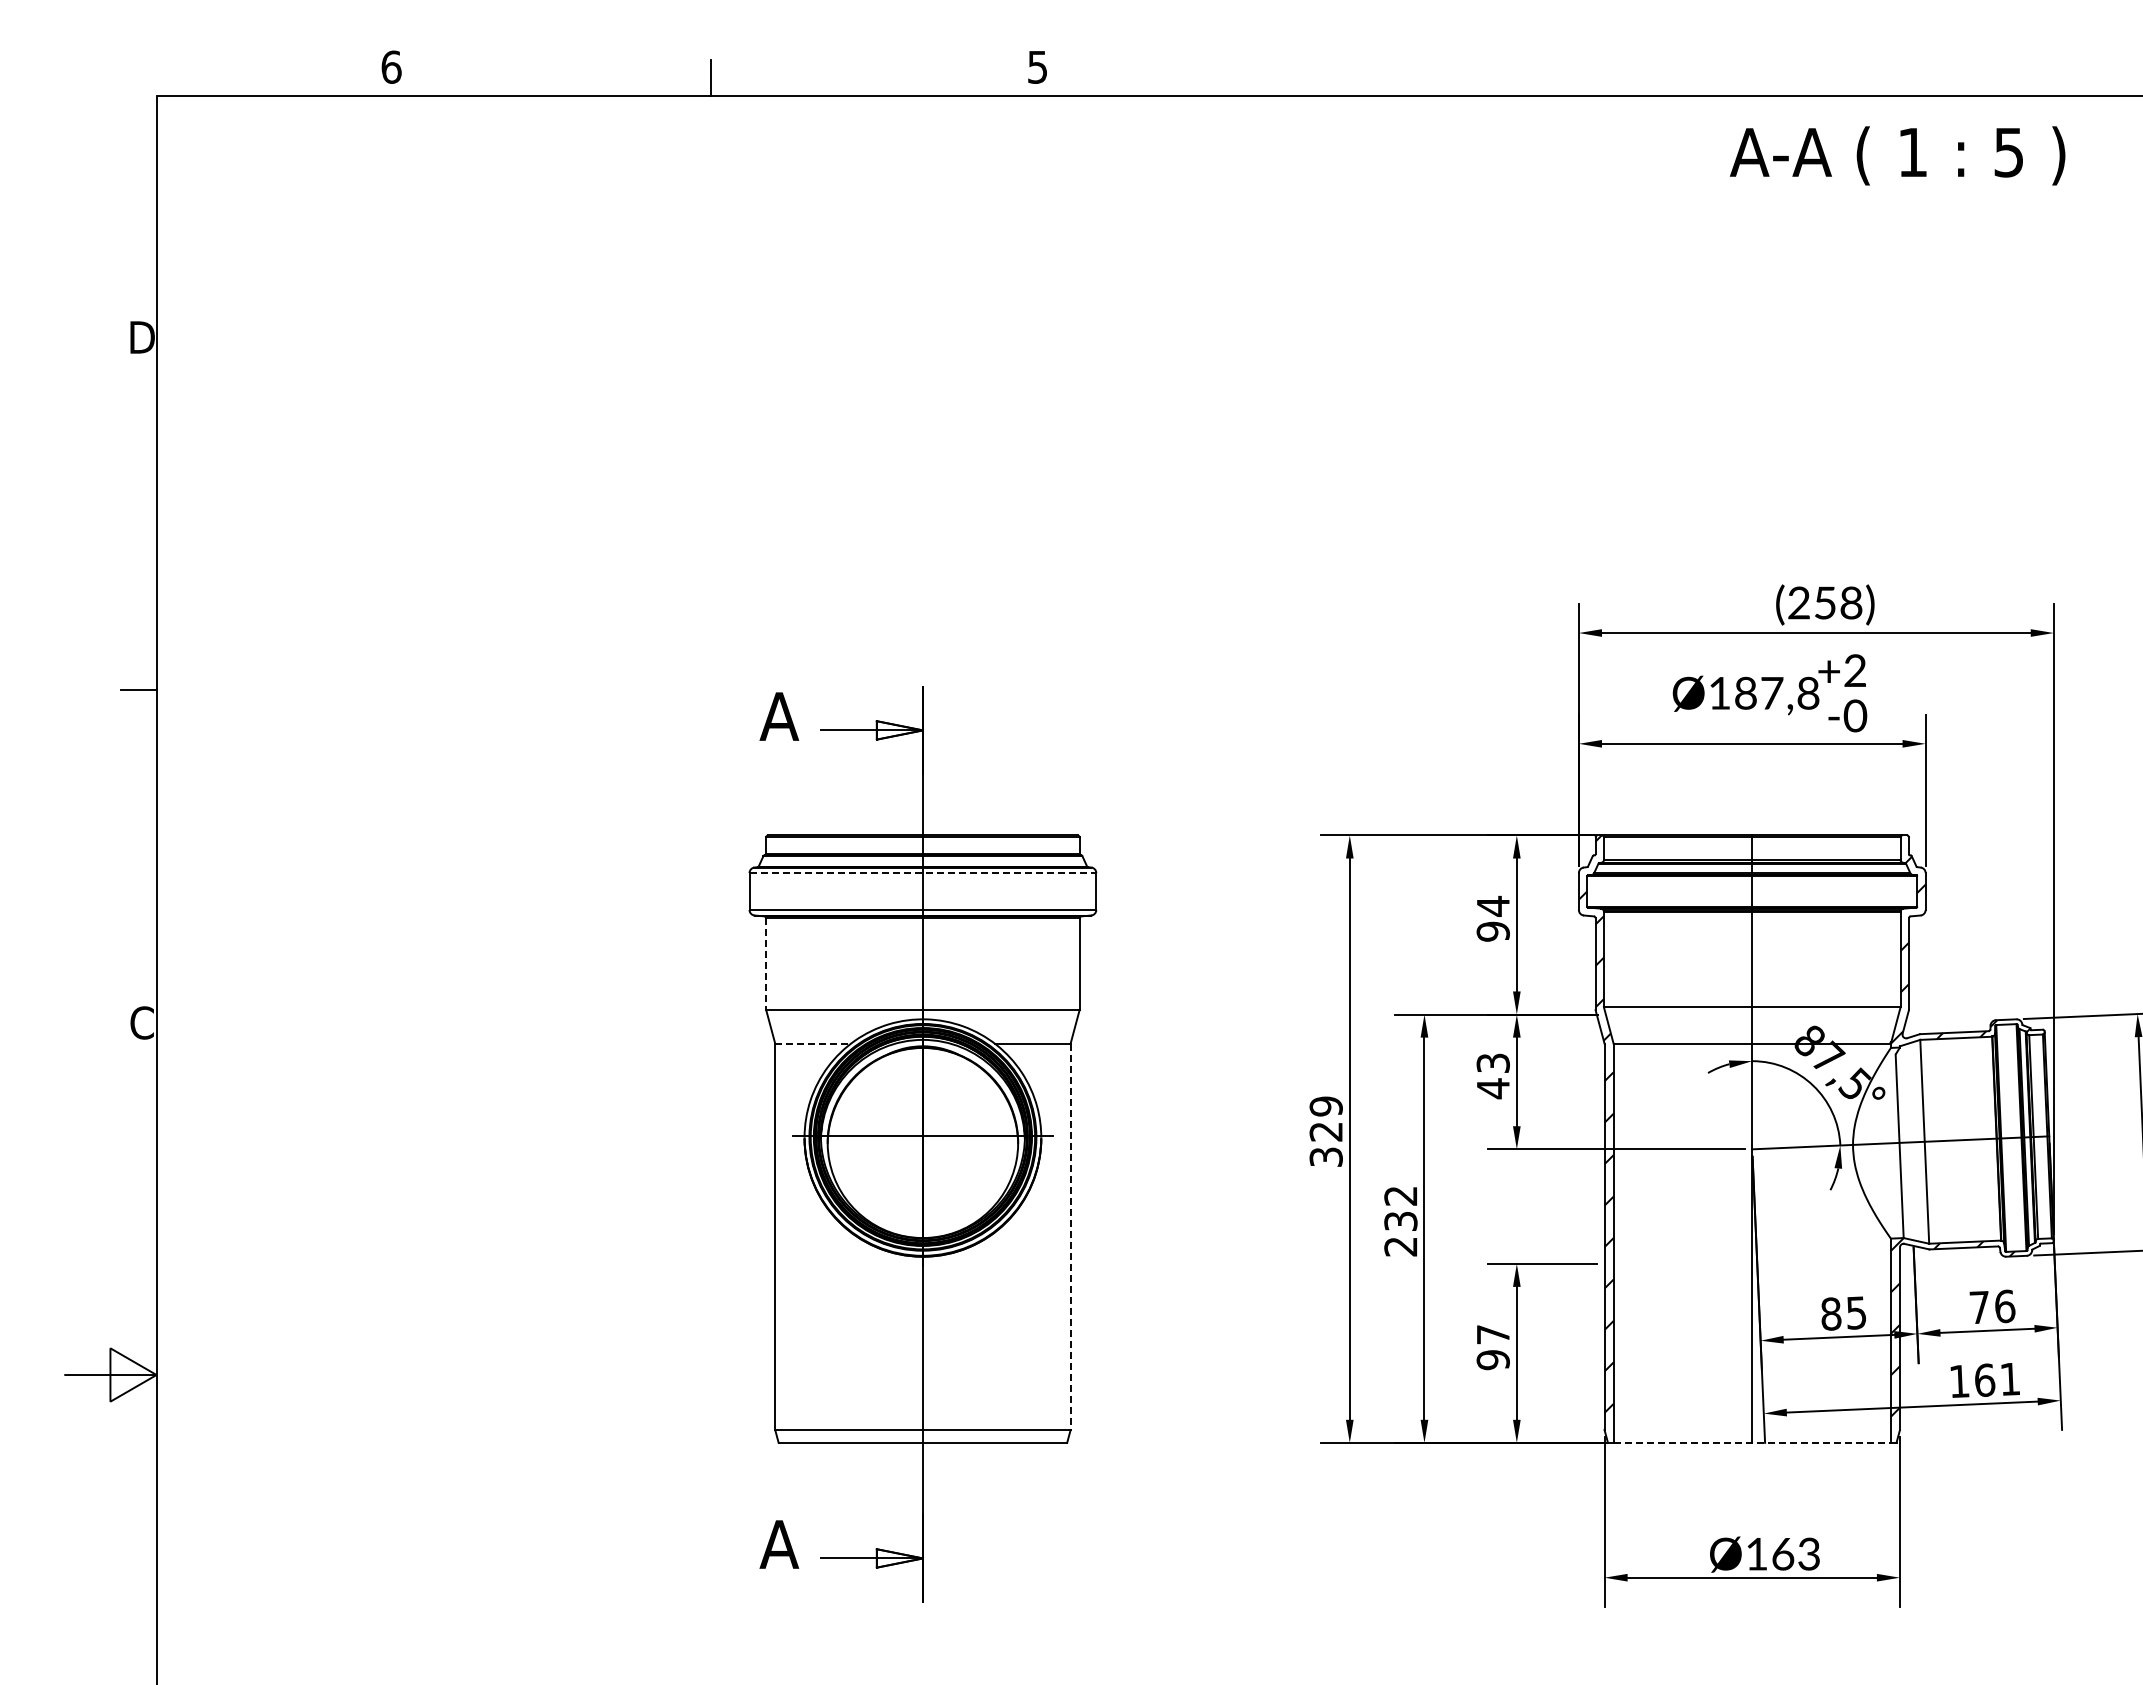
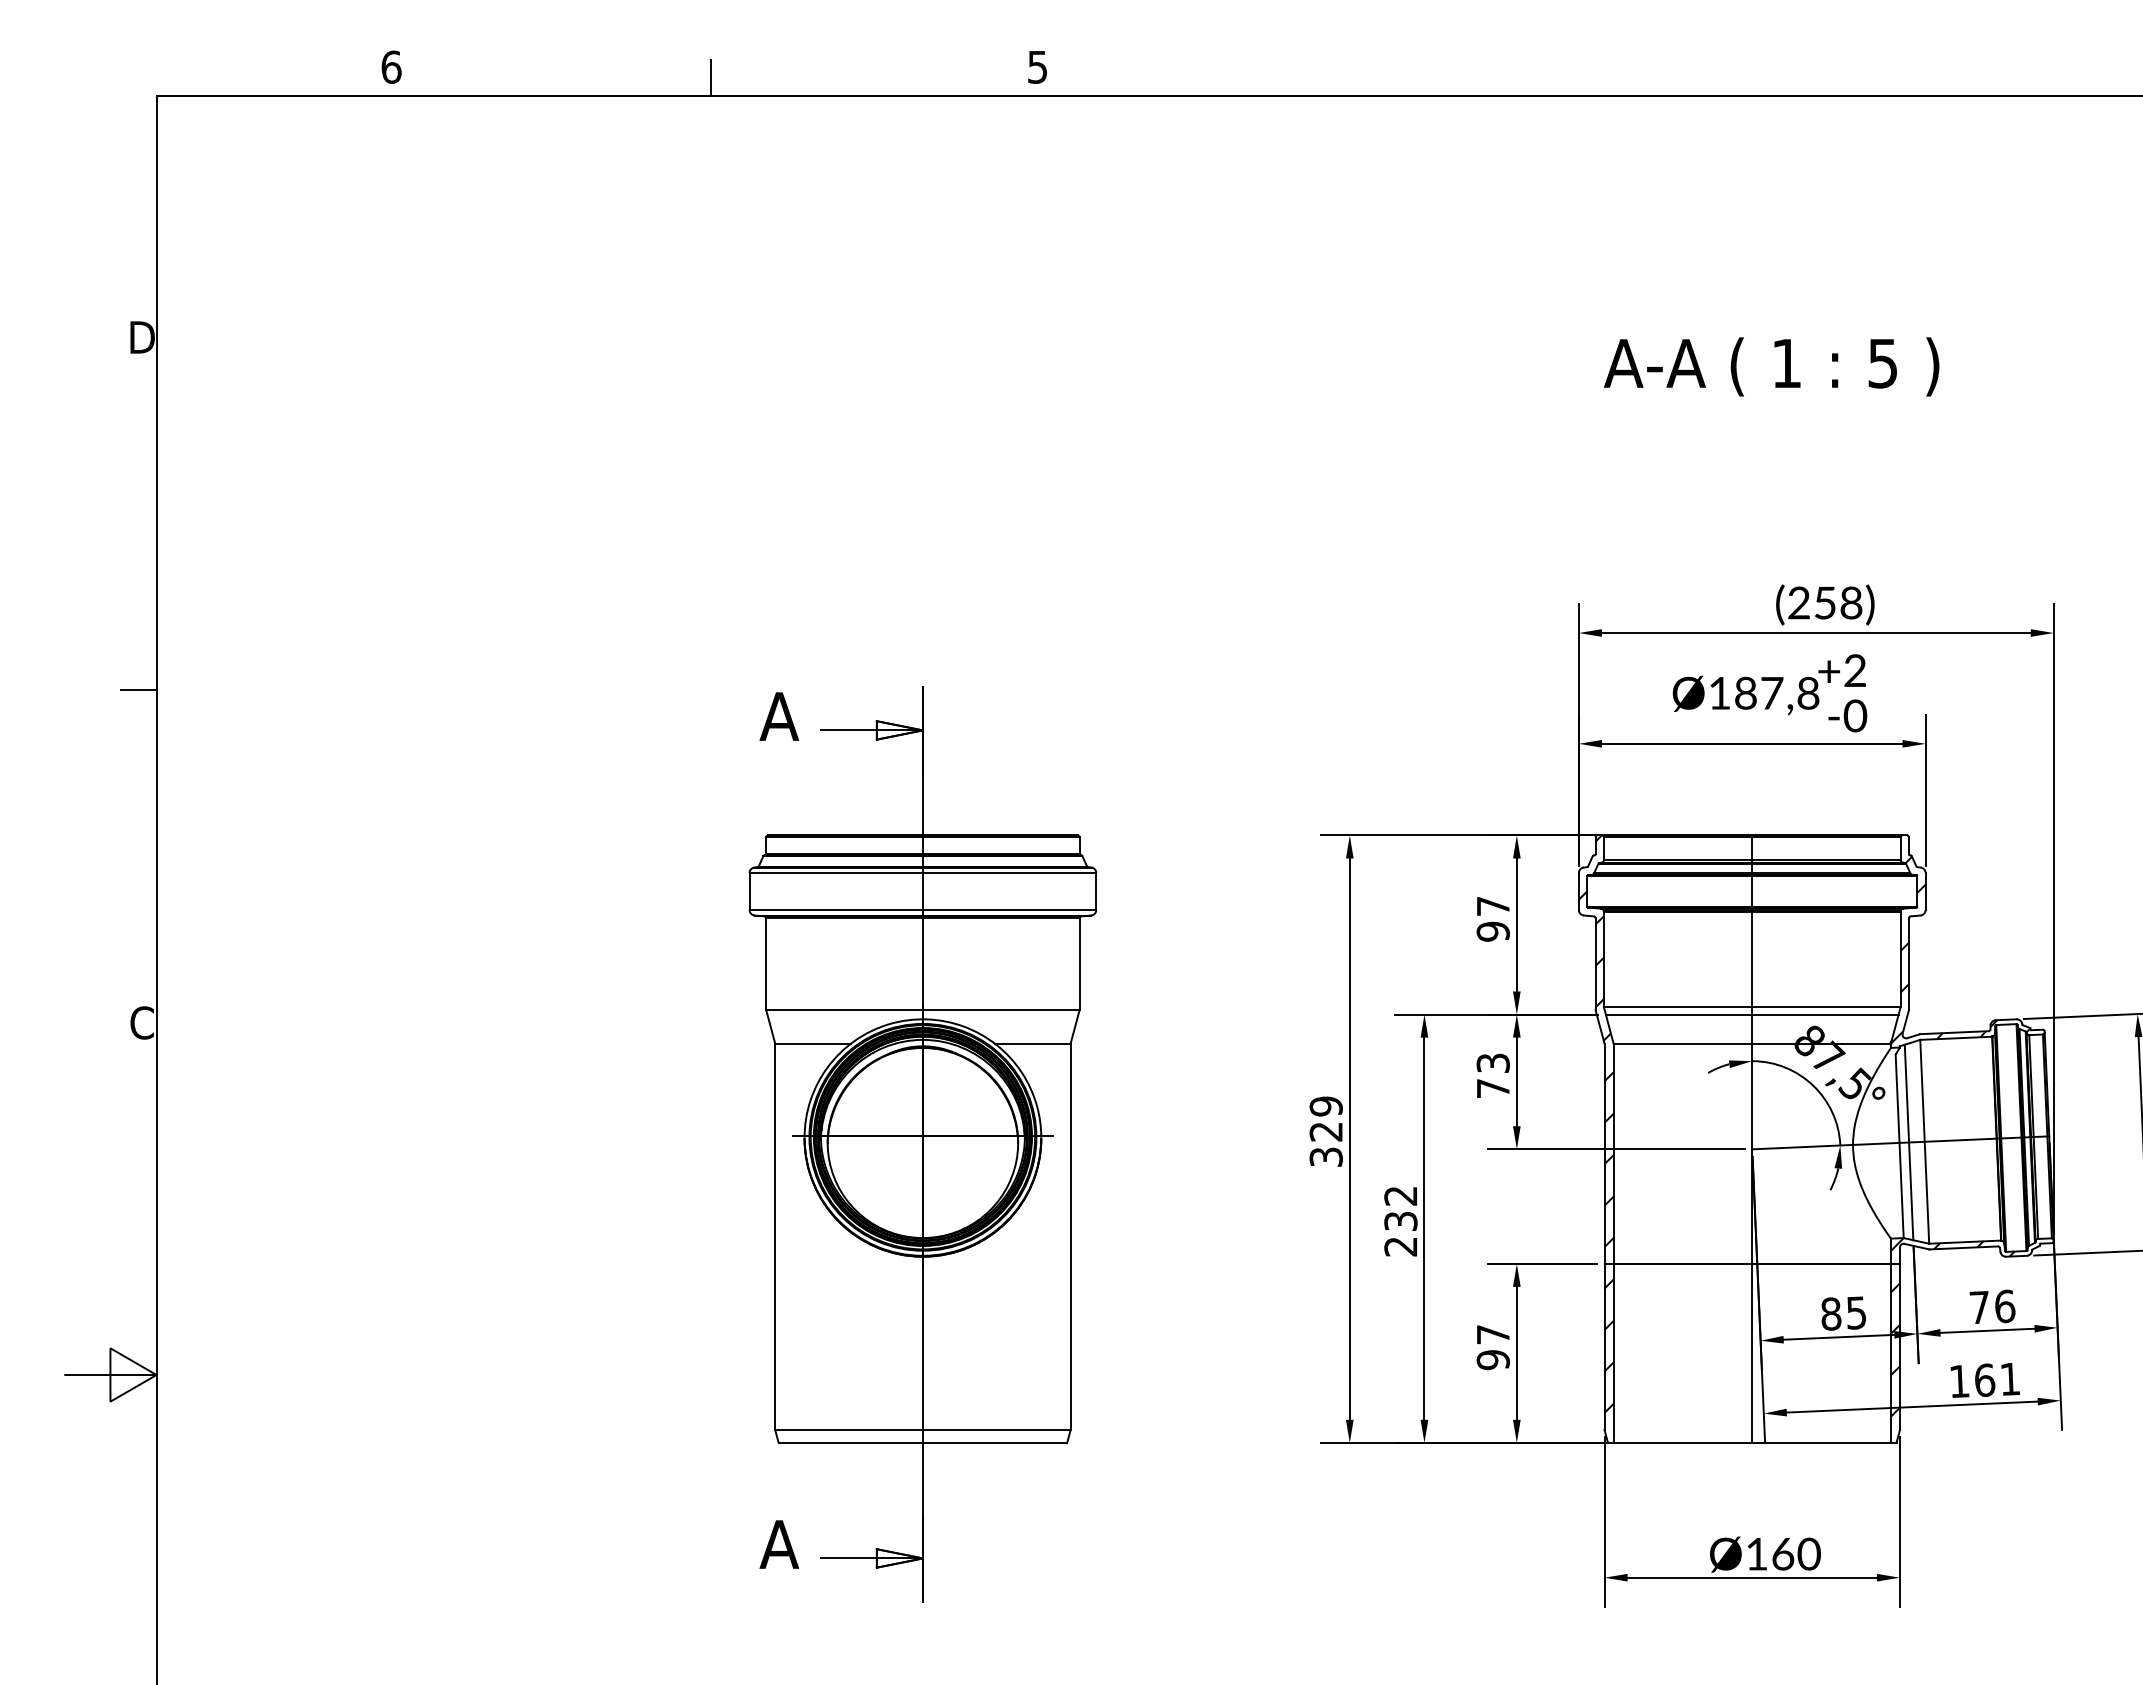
text position: (1897, 155) -> (1771, 366) (1771, 366)
line: dashed -> solid (923, 873)
text: 94 -> 97 (1493, 905)
line: dashed -> solid (766, 964)
line: none -> present (1751, 1014)
line: dashed -> solid (813, 1043)
text: 43 -> 73 (1493, 1088)
line: none -> present (1908, 1142)
line: dashed -> solid (1070, 1237)
line: none -> present (1751, 1263)
line: dashed -> solid (1752, 1442)
text: Ø163 -> Ø160 (1808, 1553)
